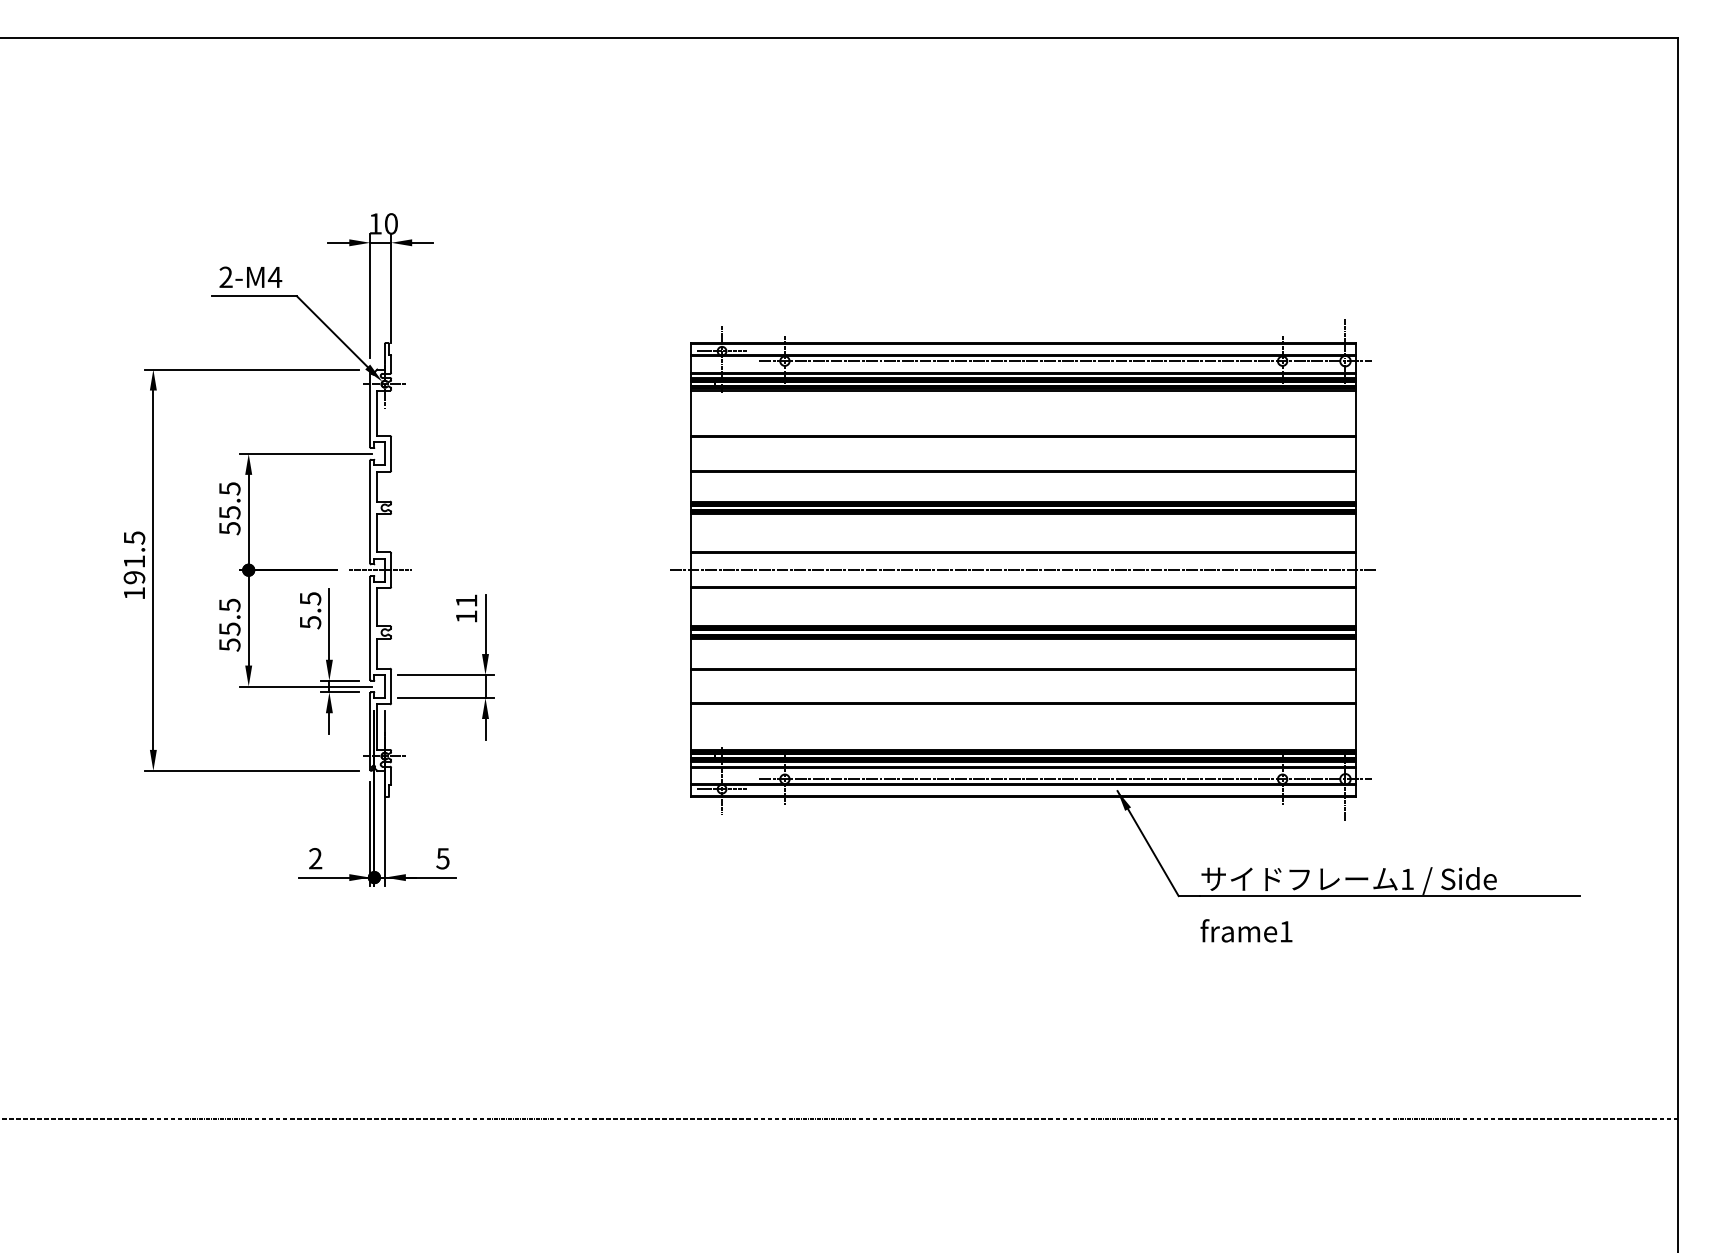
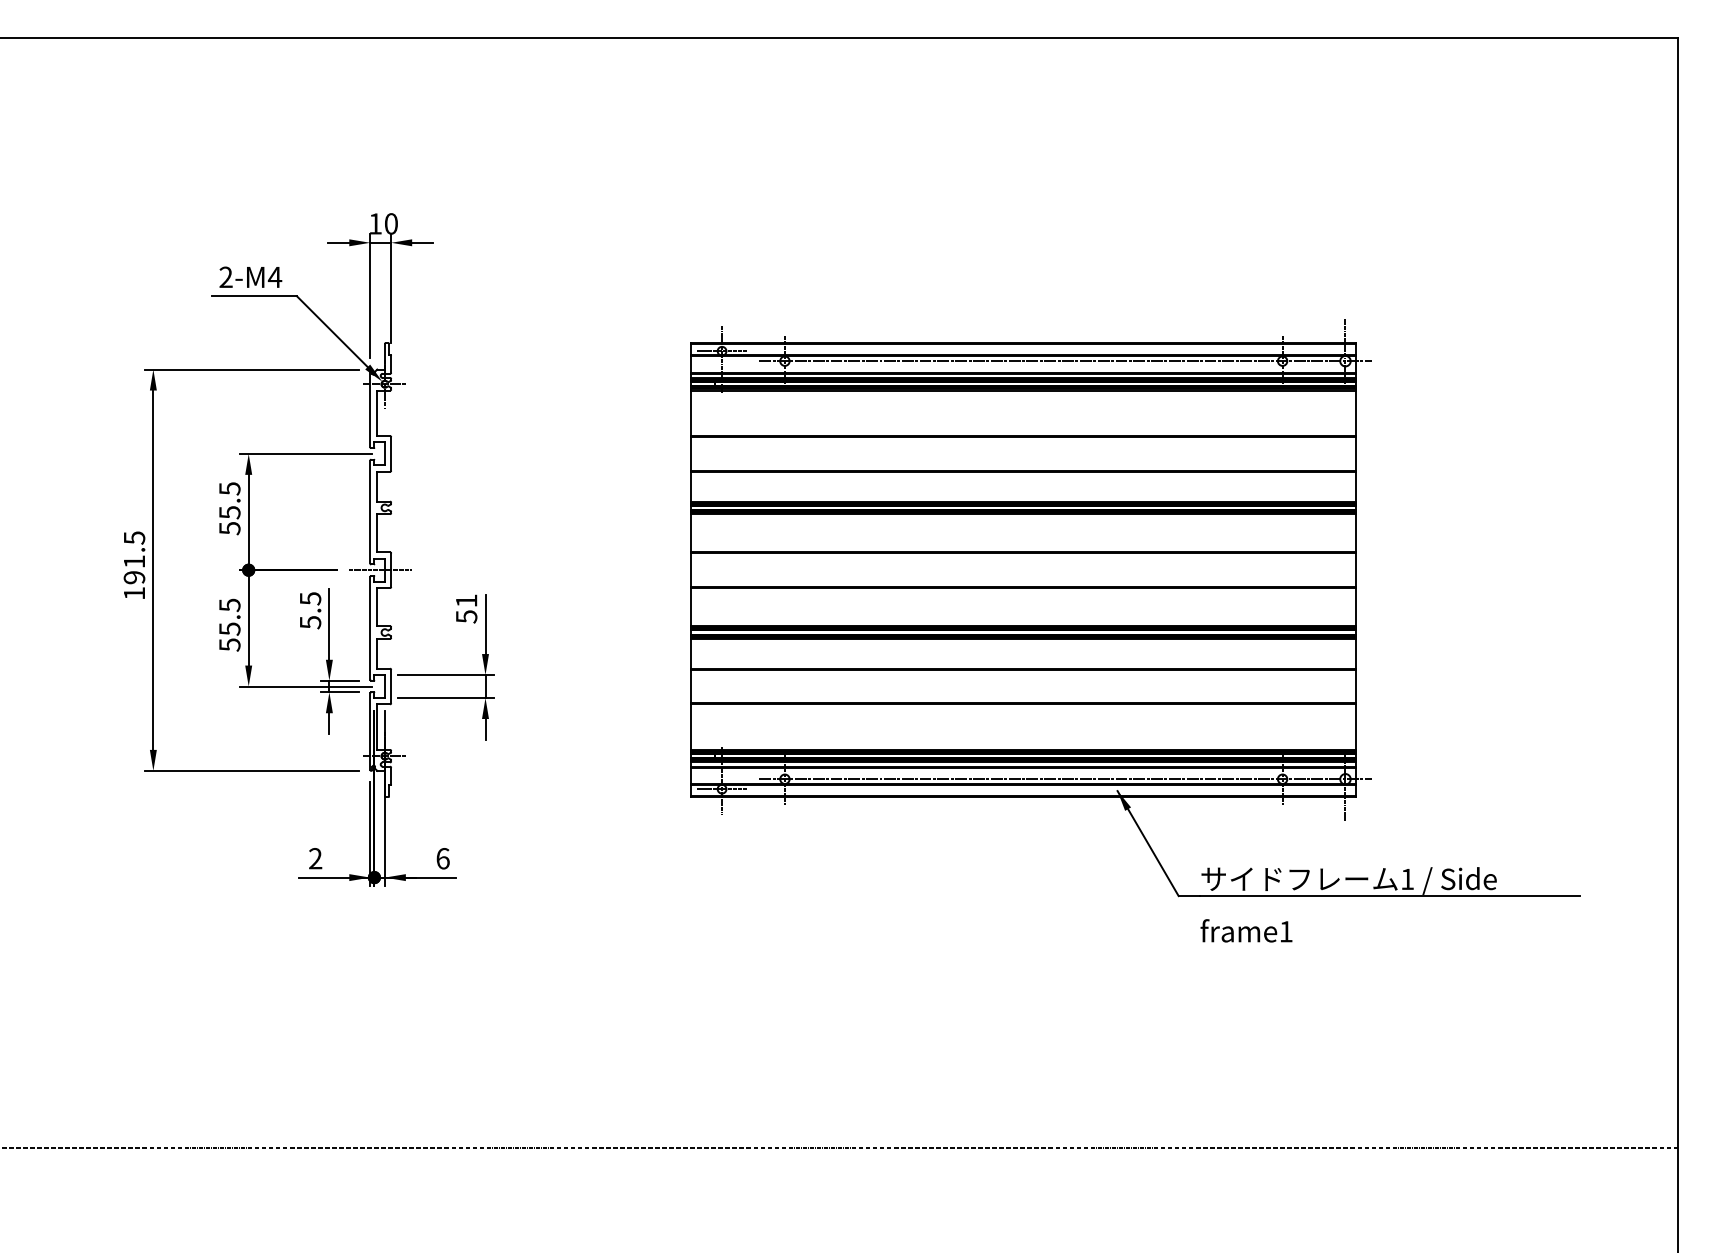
line: present -> none (1022, 570)
text: 11 -> 51 (466, 616)
text: 5 -> 6 (442, 858)
line position: (840, 1118) -> (840, 1147) (840, 1147)
